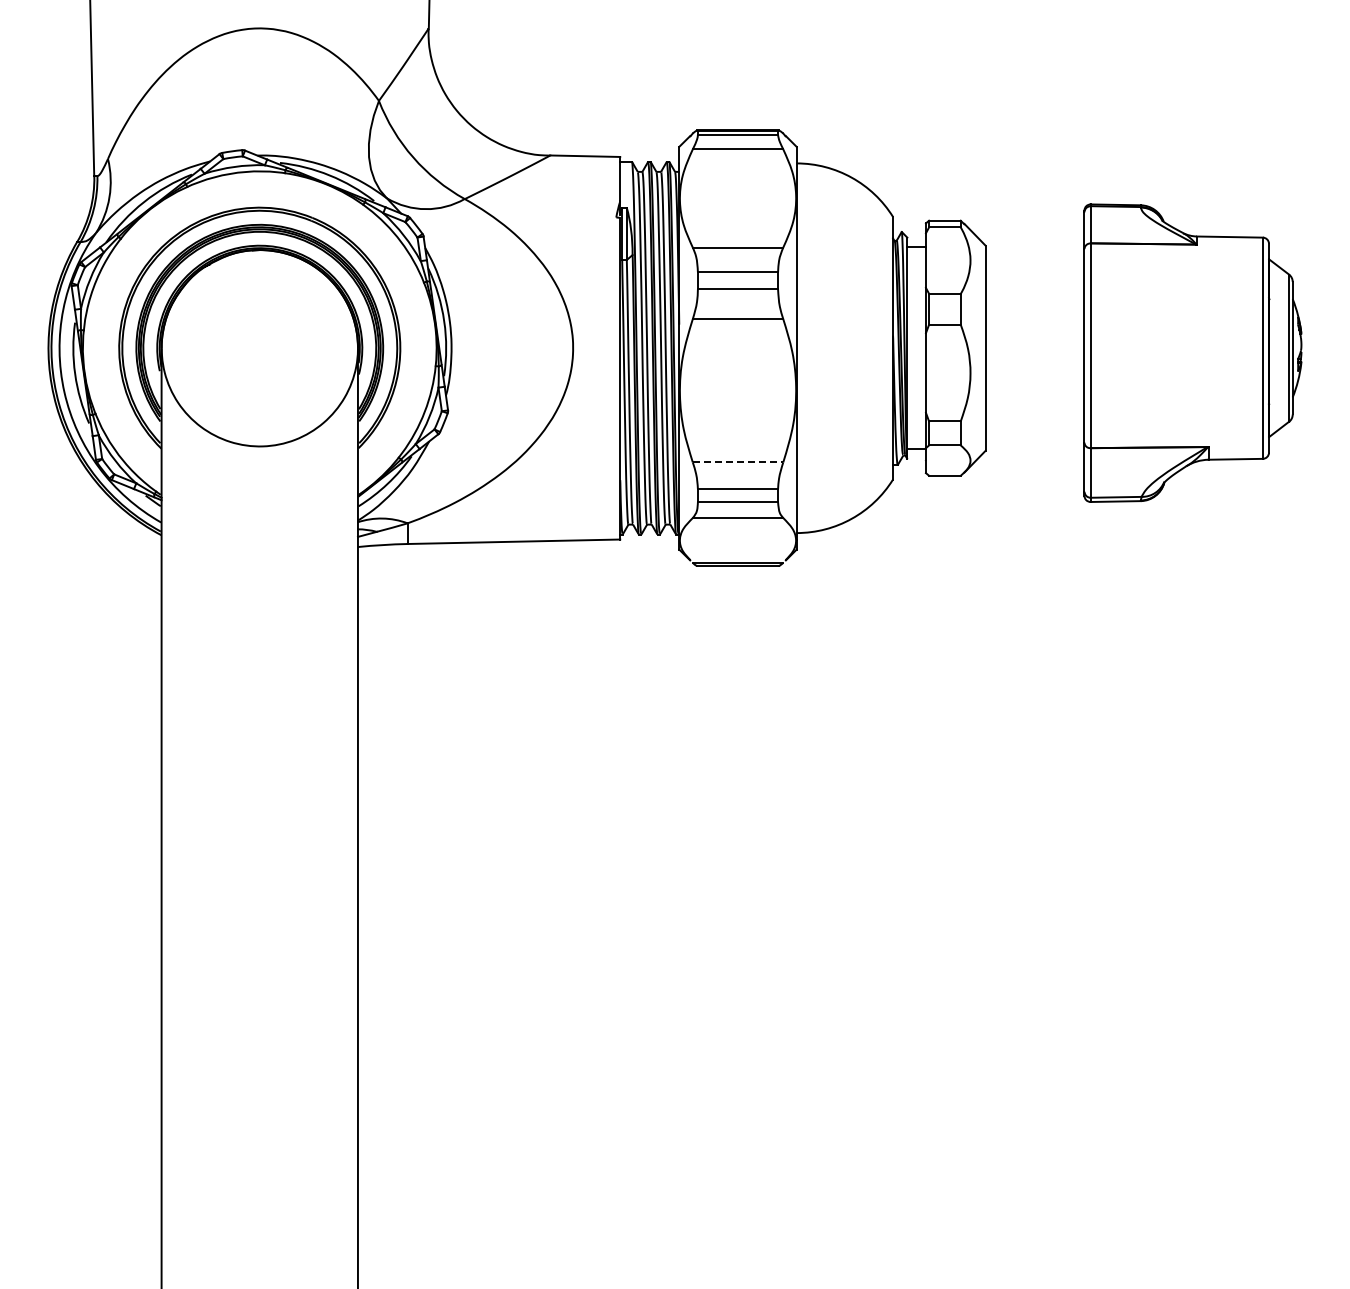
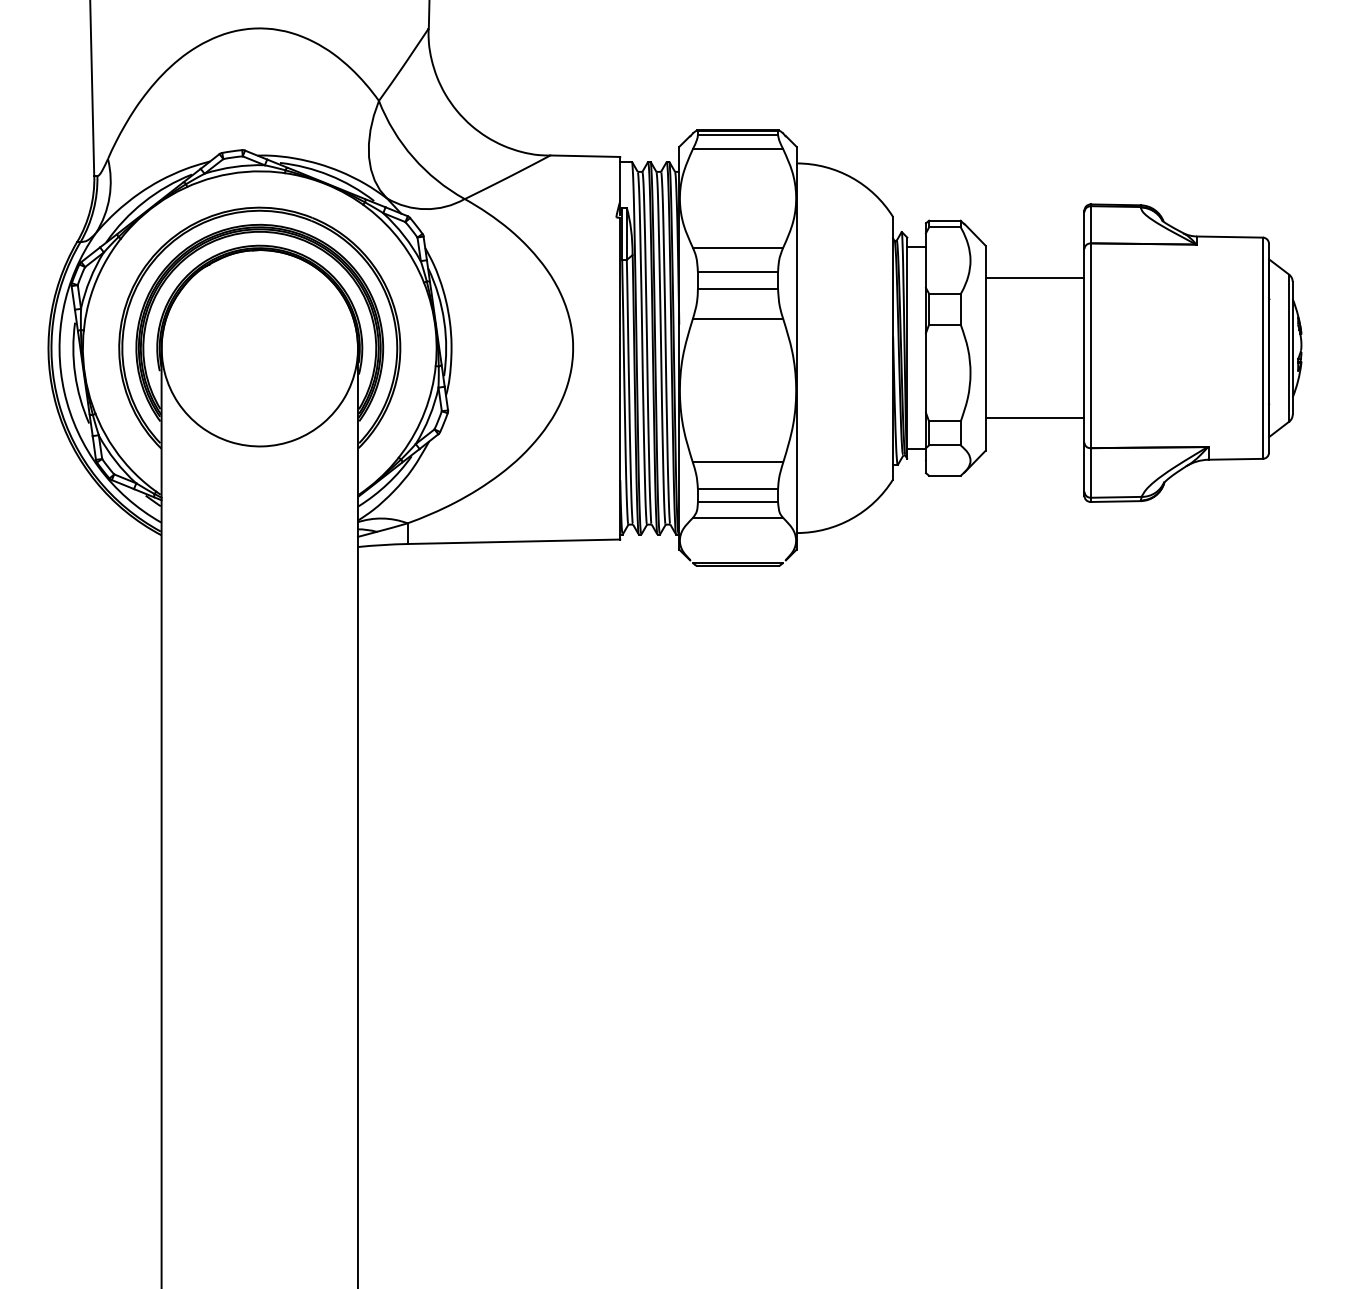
line: none -> present (1034, 278)
line: none -> present (1034, 418)
line: dashed -> solid (738, 462)
